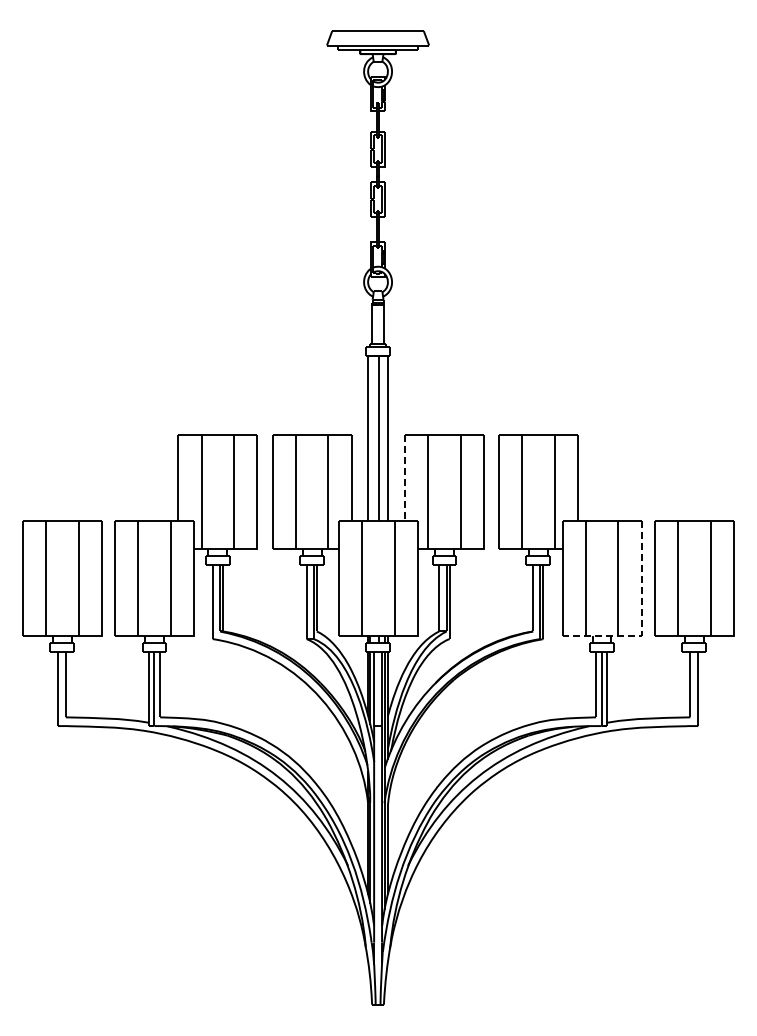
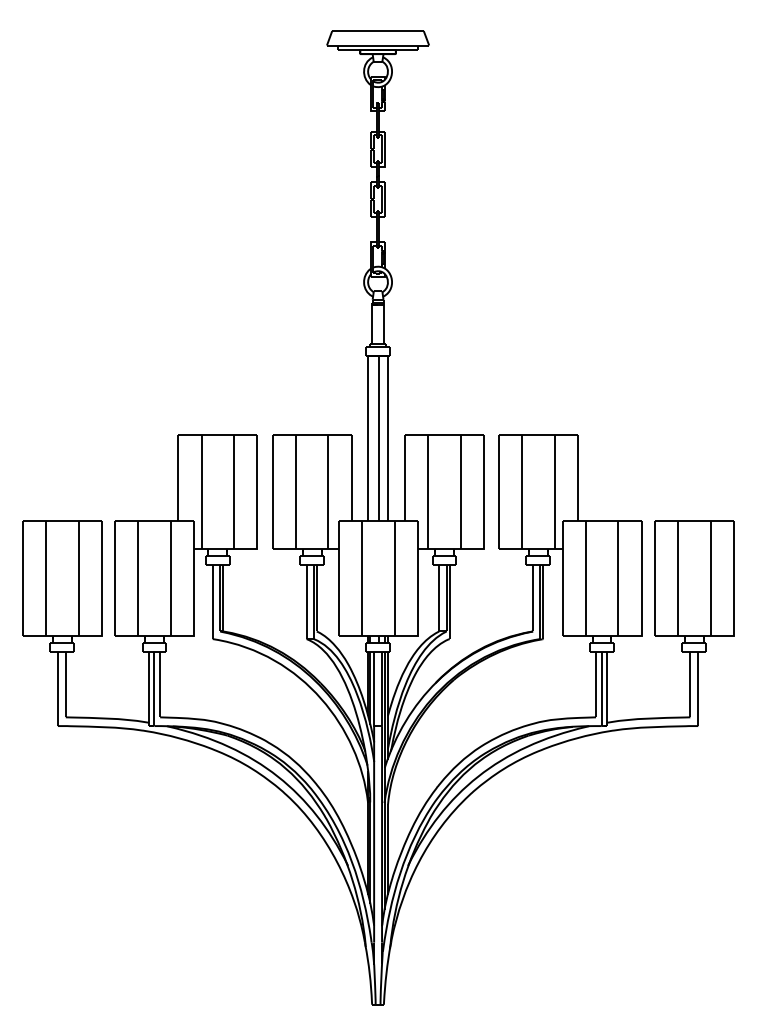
line: dashed -> solid (405, 478)
line: dashed -> solid (641, 618)
